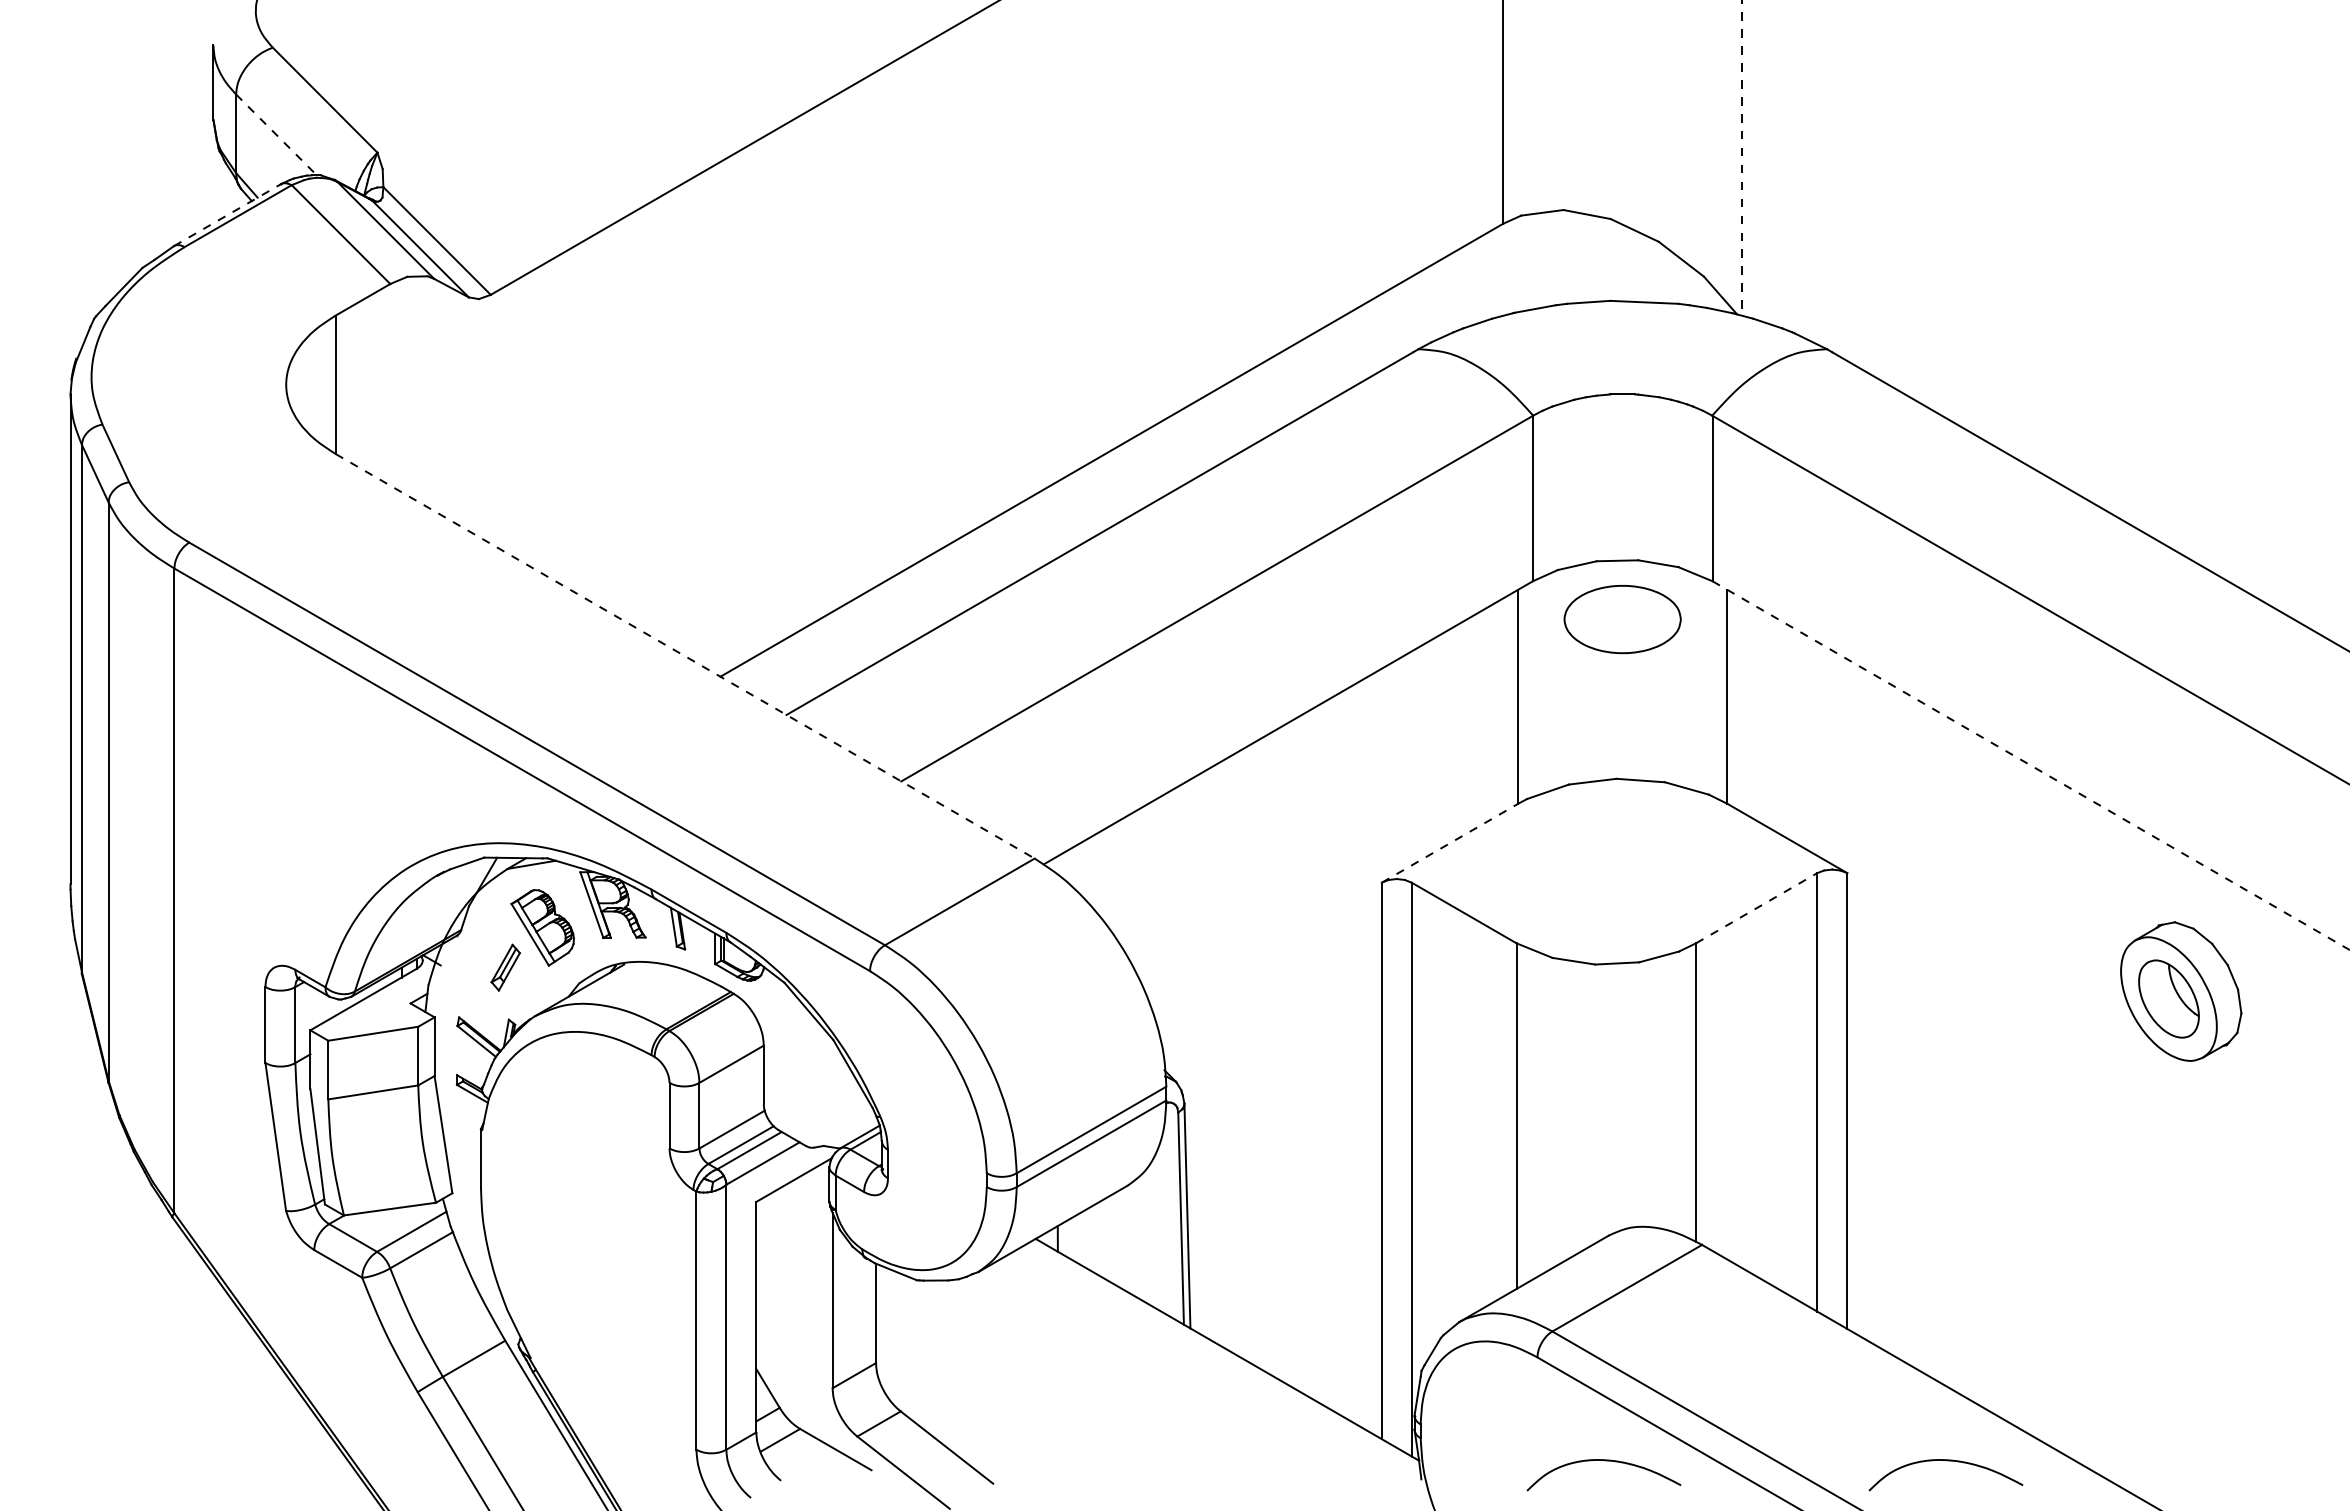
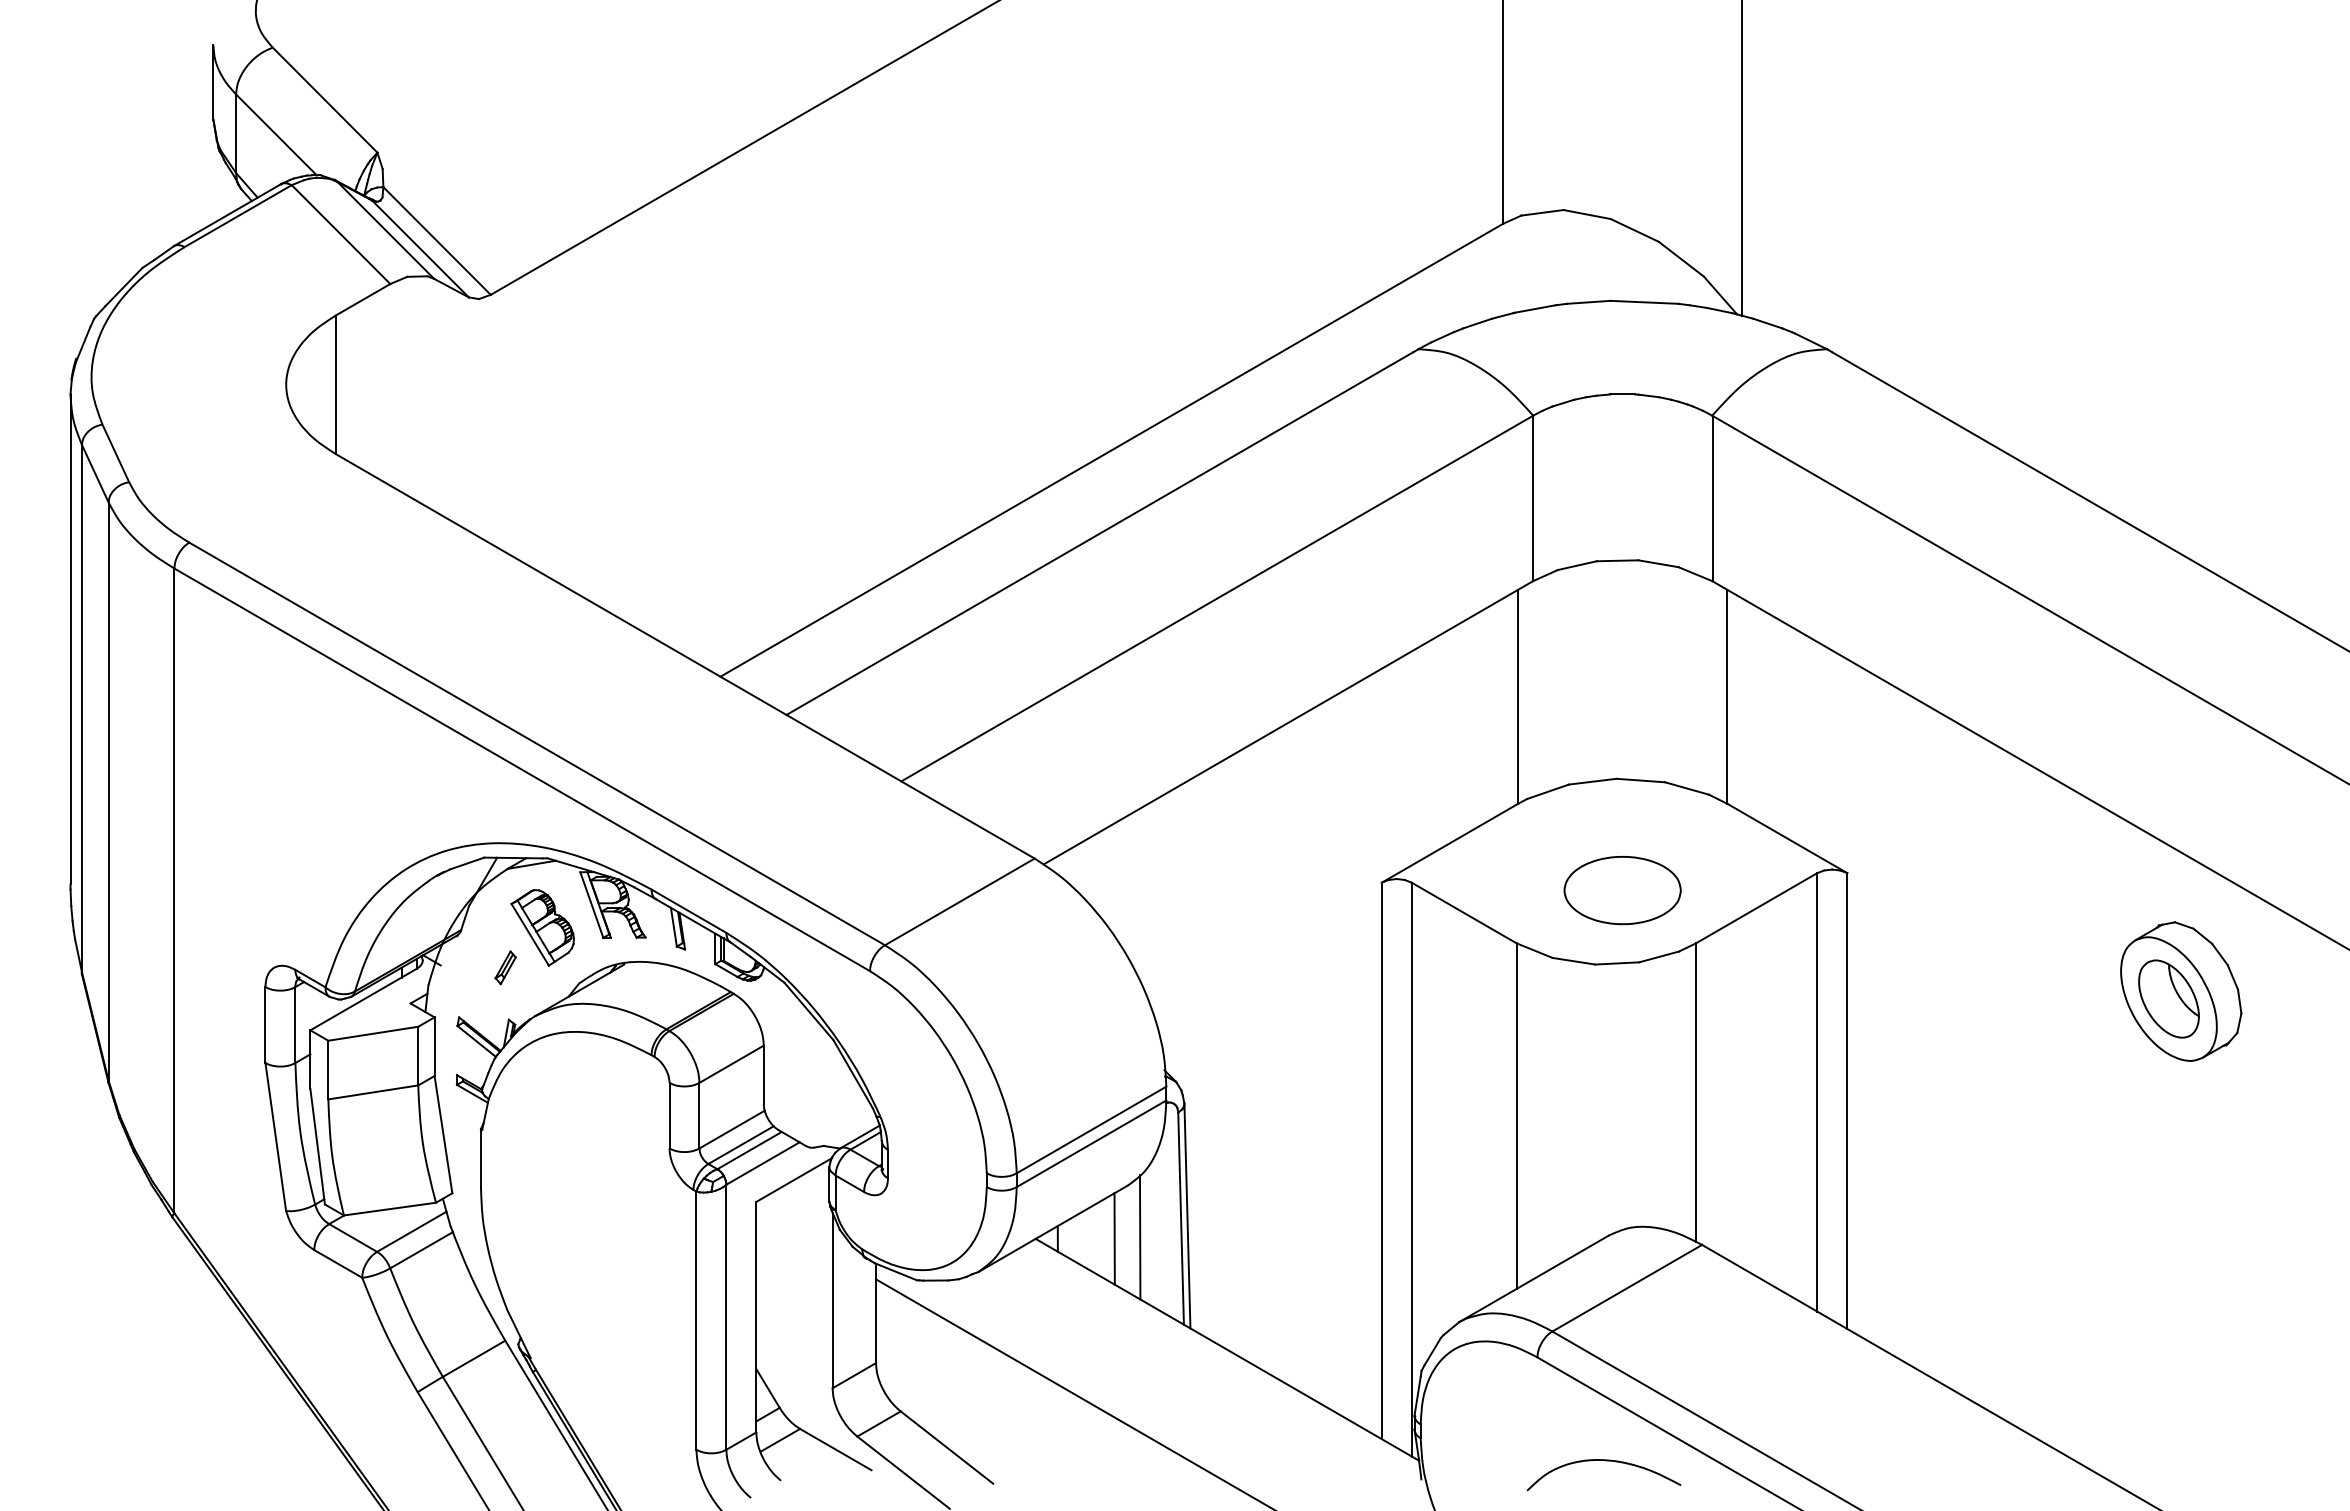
line: dashed -> solid (276, 135)
line: dashed -> solid (1742, 158)
line: dashed -> solid (227, 215)
part position: (1622, 619) -> (1622, 890) (1622, 890)
line: dashed -> solid (685, 656)
line: dashed -> solid (2030, 765)
line: dashed -> solid (1449, 843)
line: dashed -> solid (1757, 907)
part size: 31x49 px -> 23x36 px (505, 967)
line: none -> present (1139, 1237)
line: none -> present (1114, 1238)
line: none -> present (1073, 1393)
curve: present -> none (1946, 1461)
